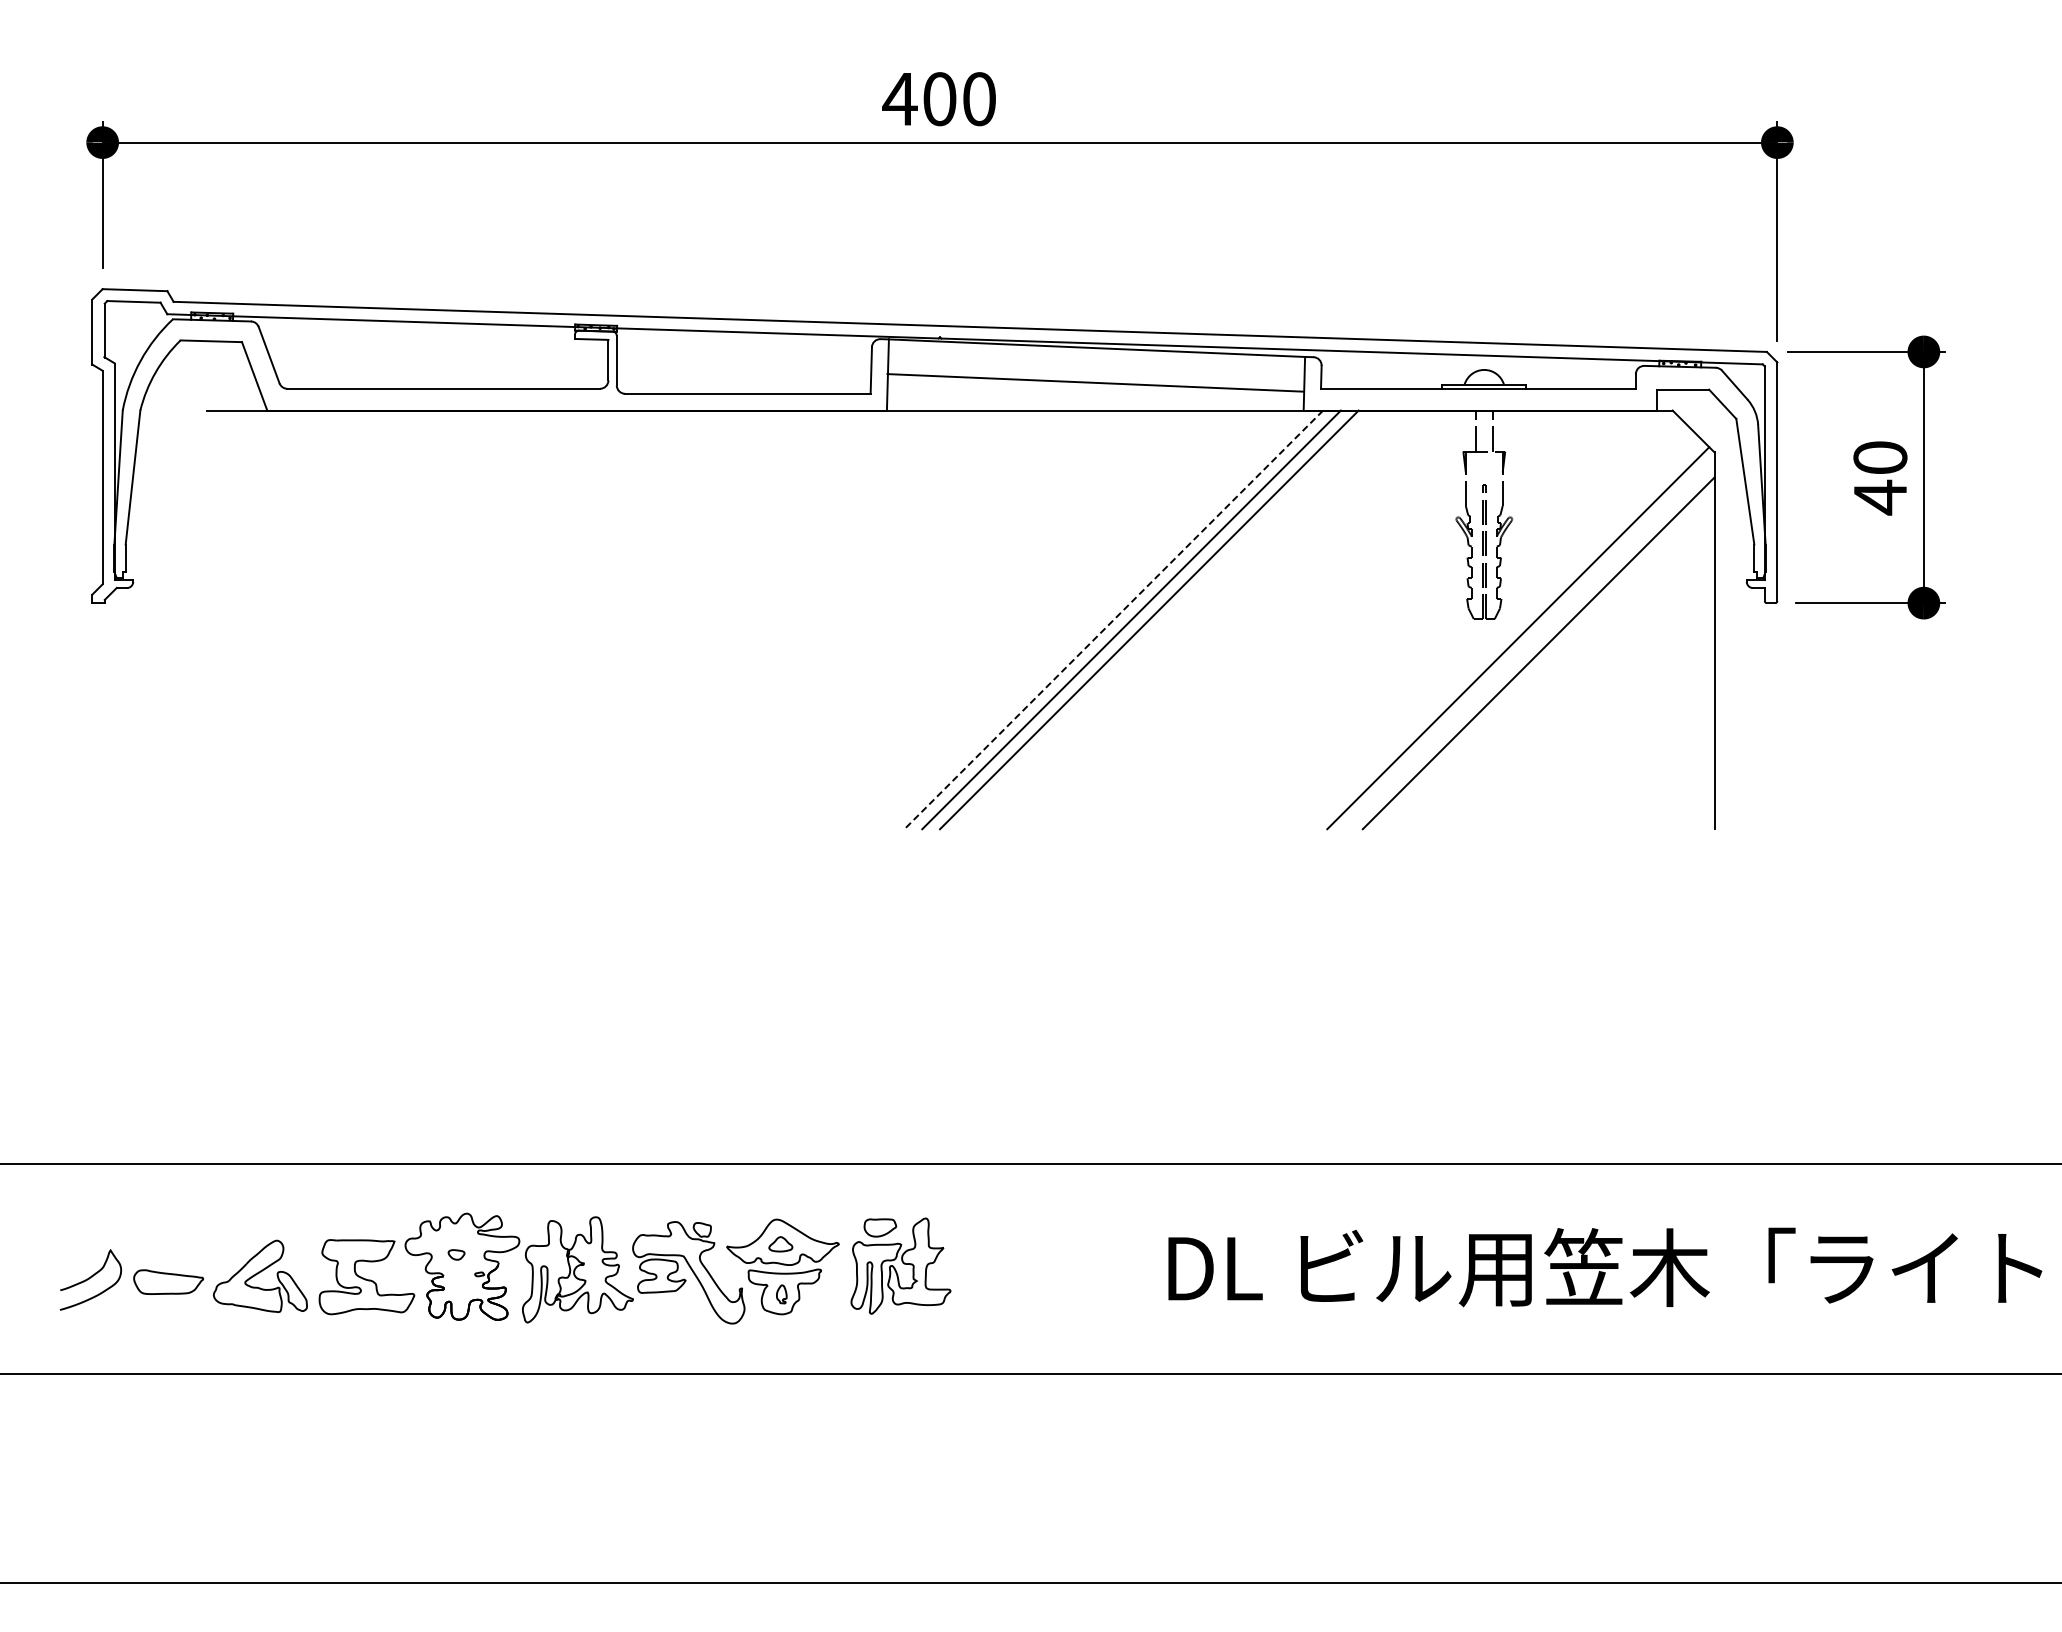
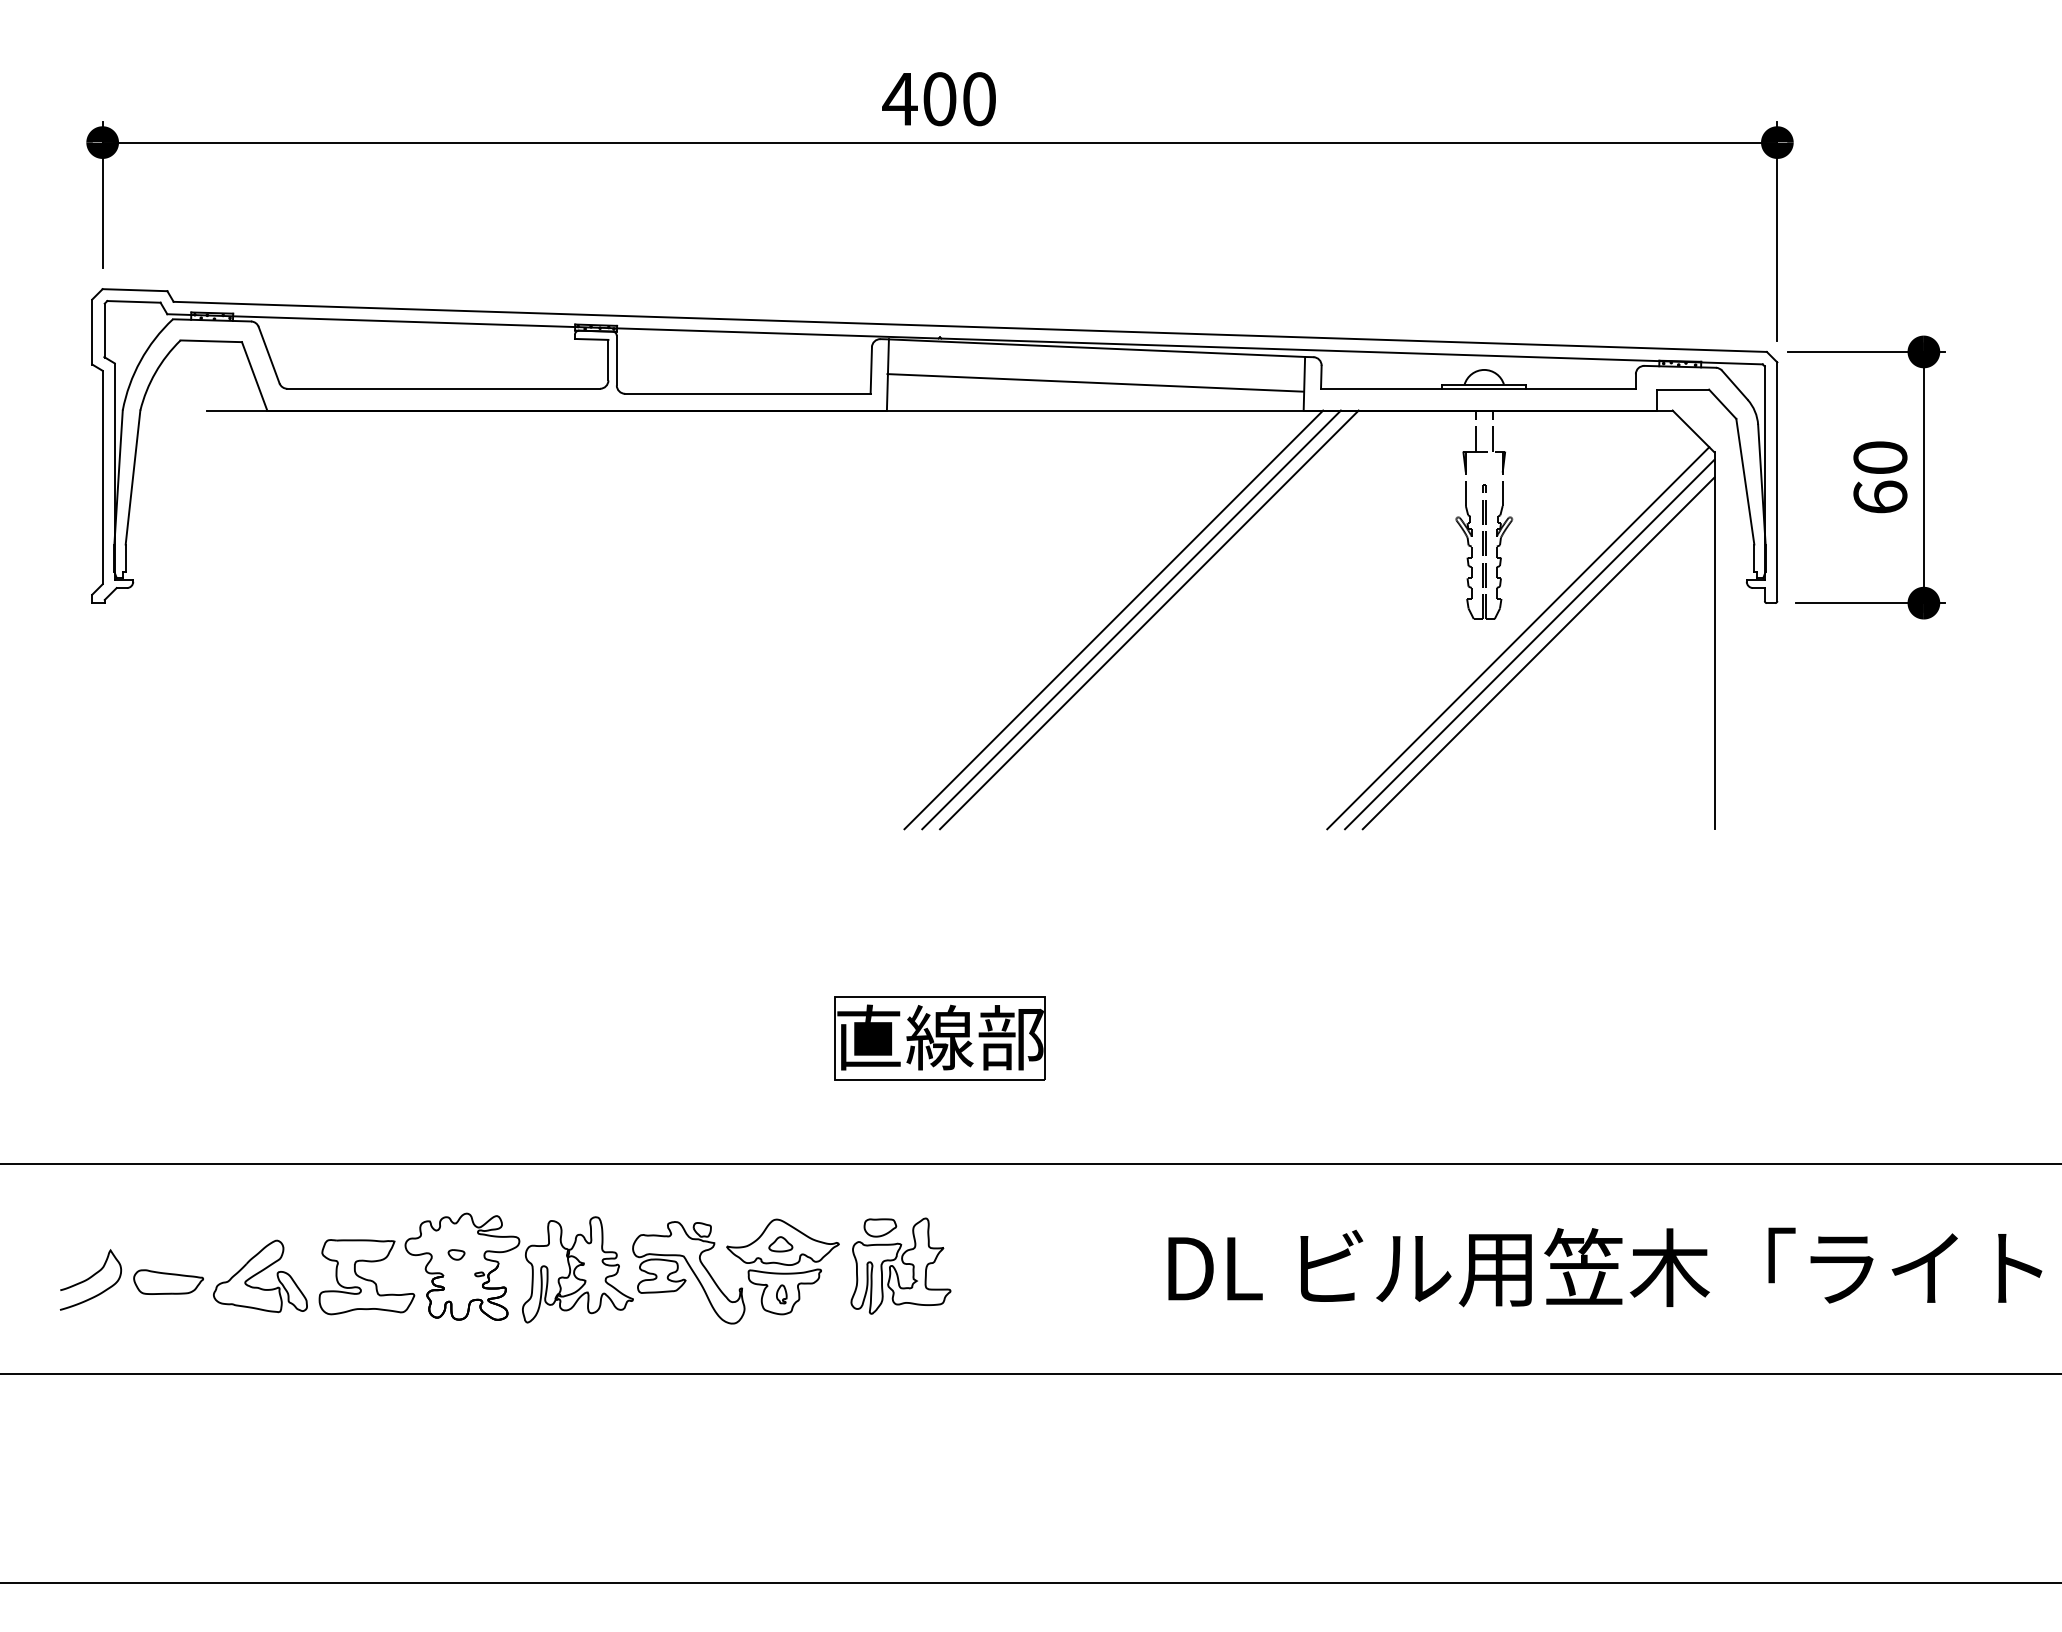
text: 40 -> 60 (1880, 497)
line: dashed -> solid (1113, 620)
line: none -> present (1529, 644)
part: none -> present (939, 1038)
